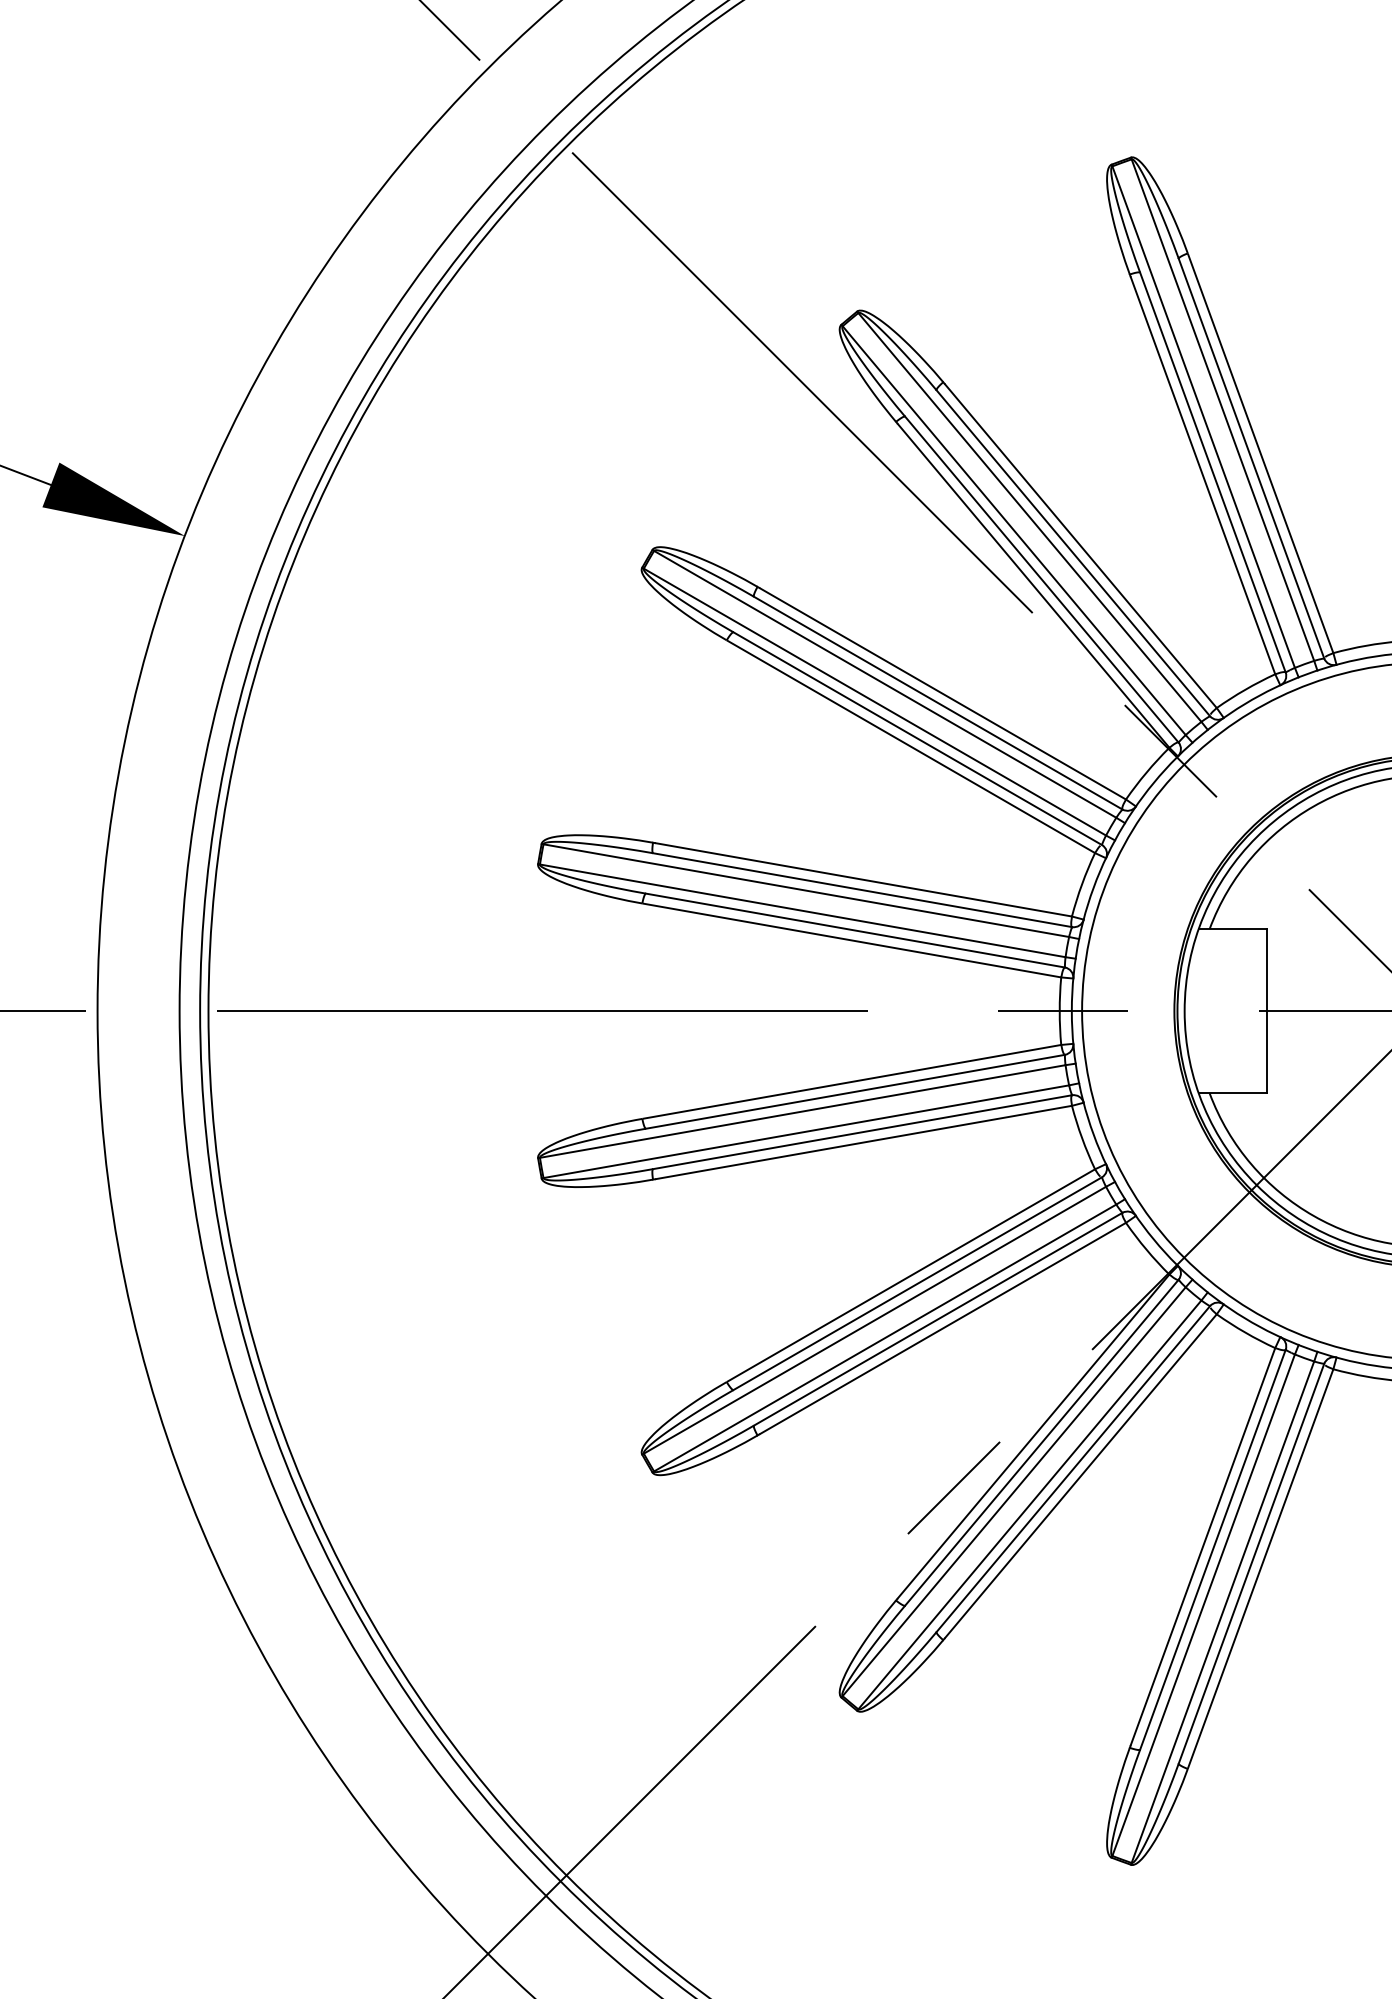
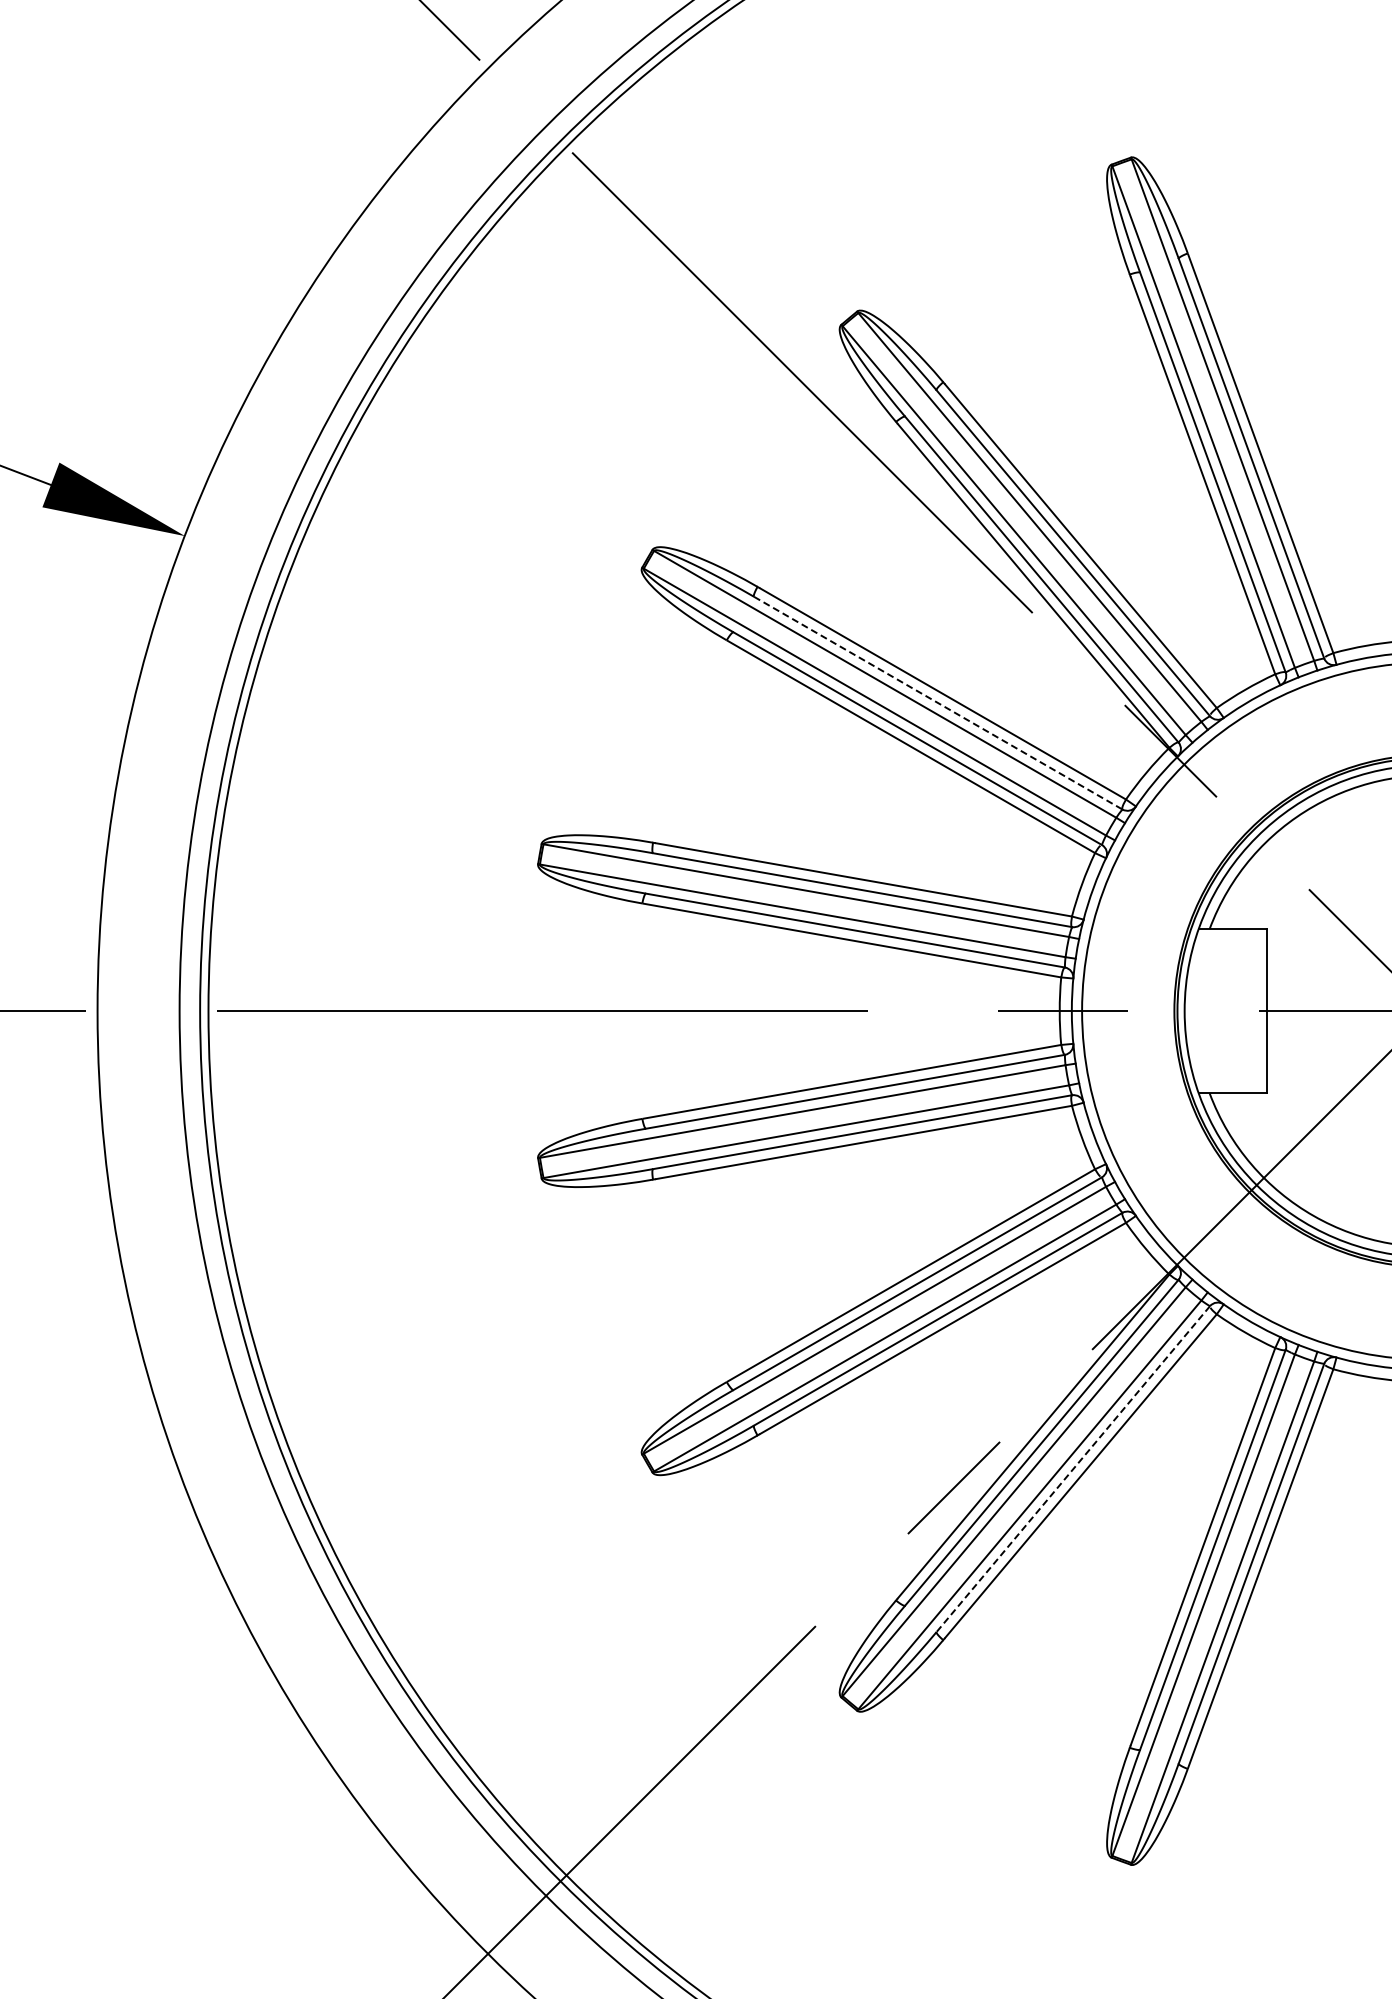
line: solid -> dashed (938, 703)
line: solid -> dashed (1073, 1469)
